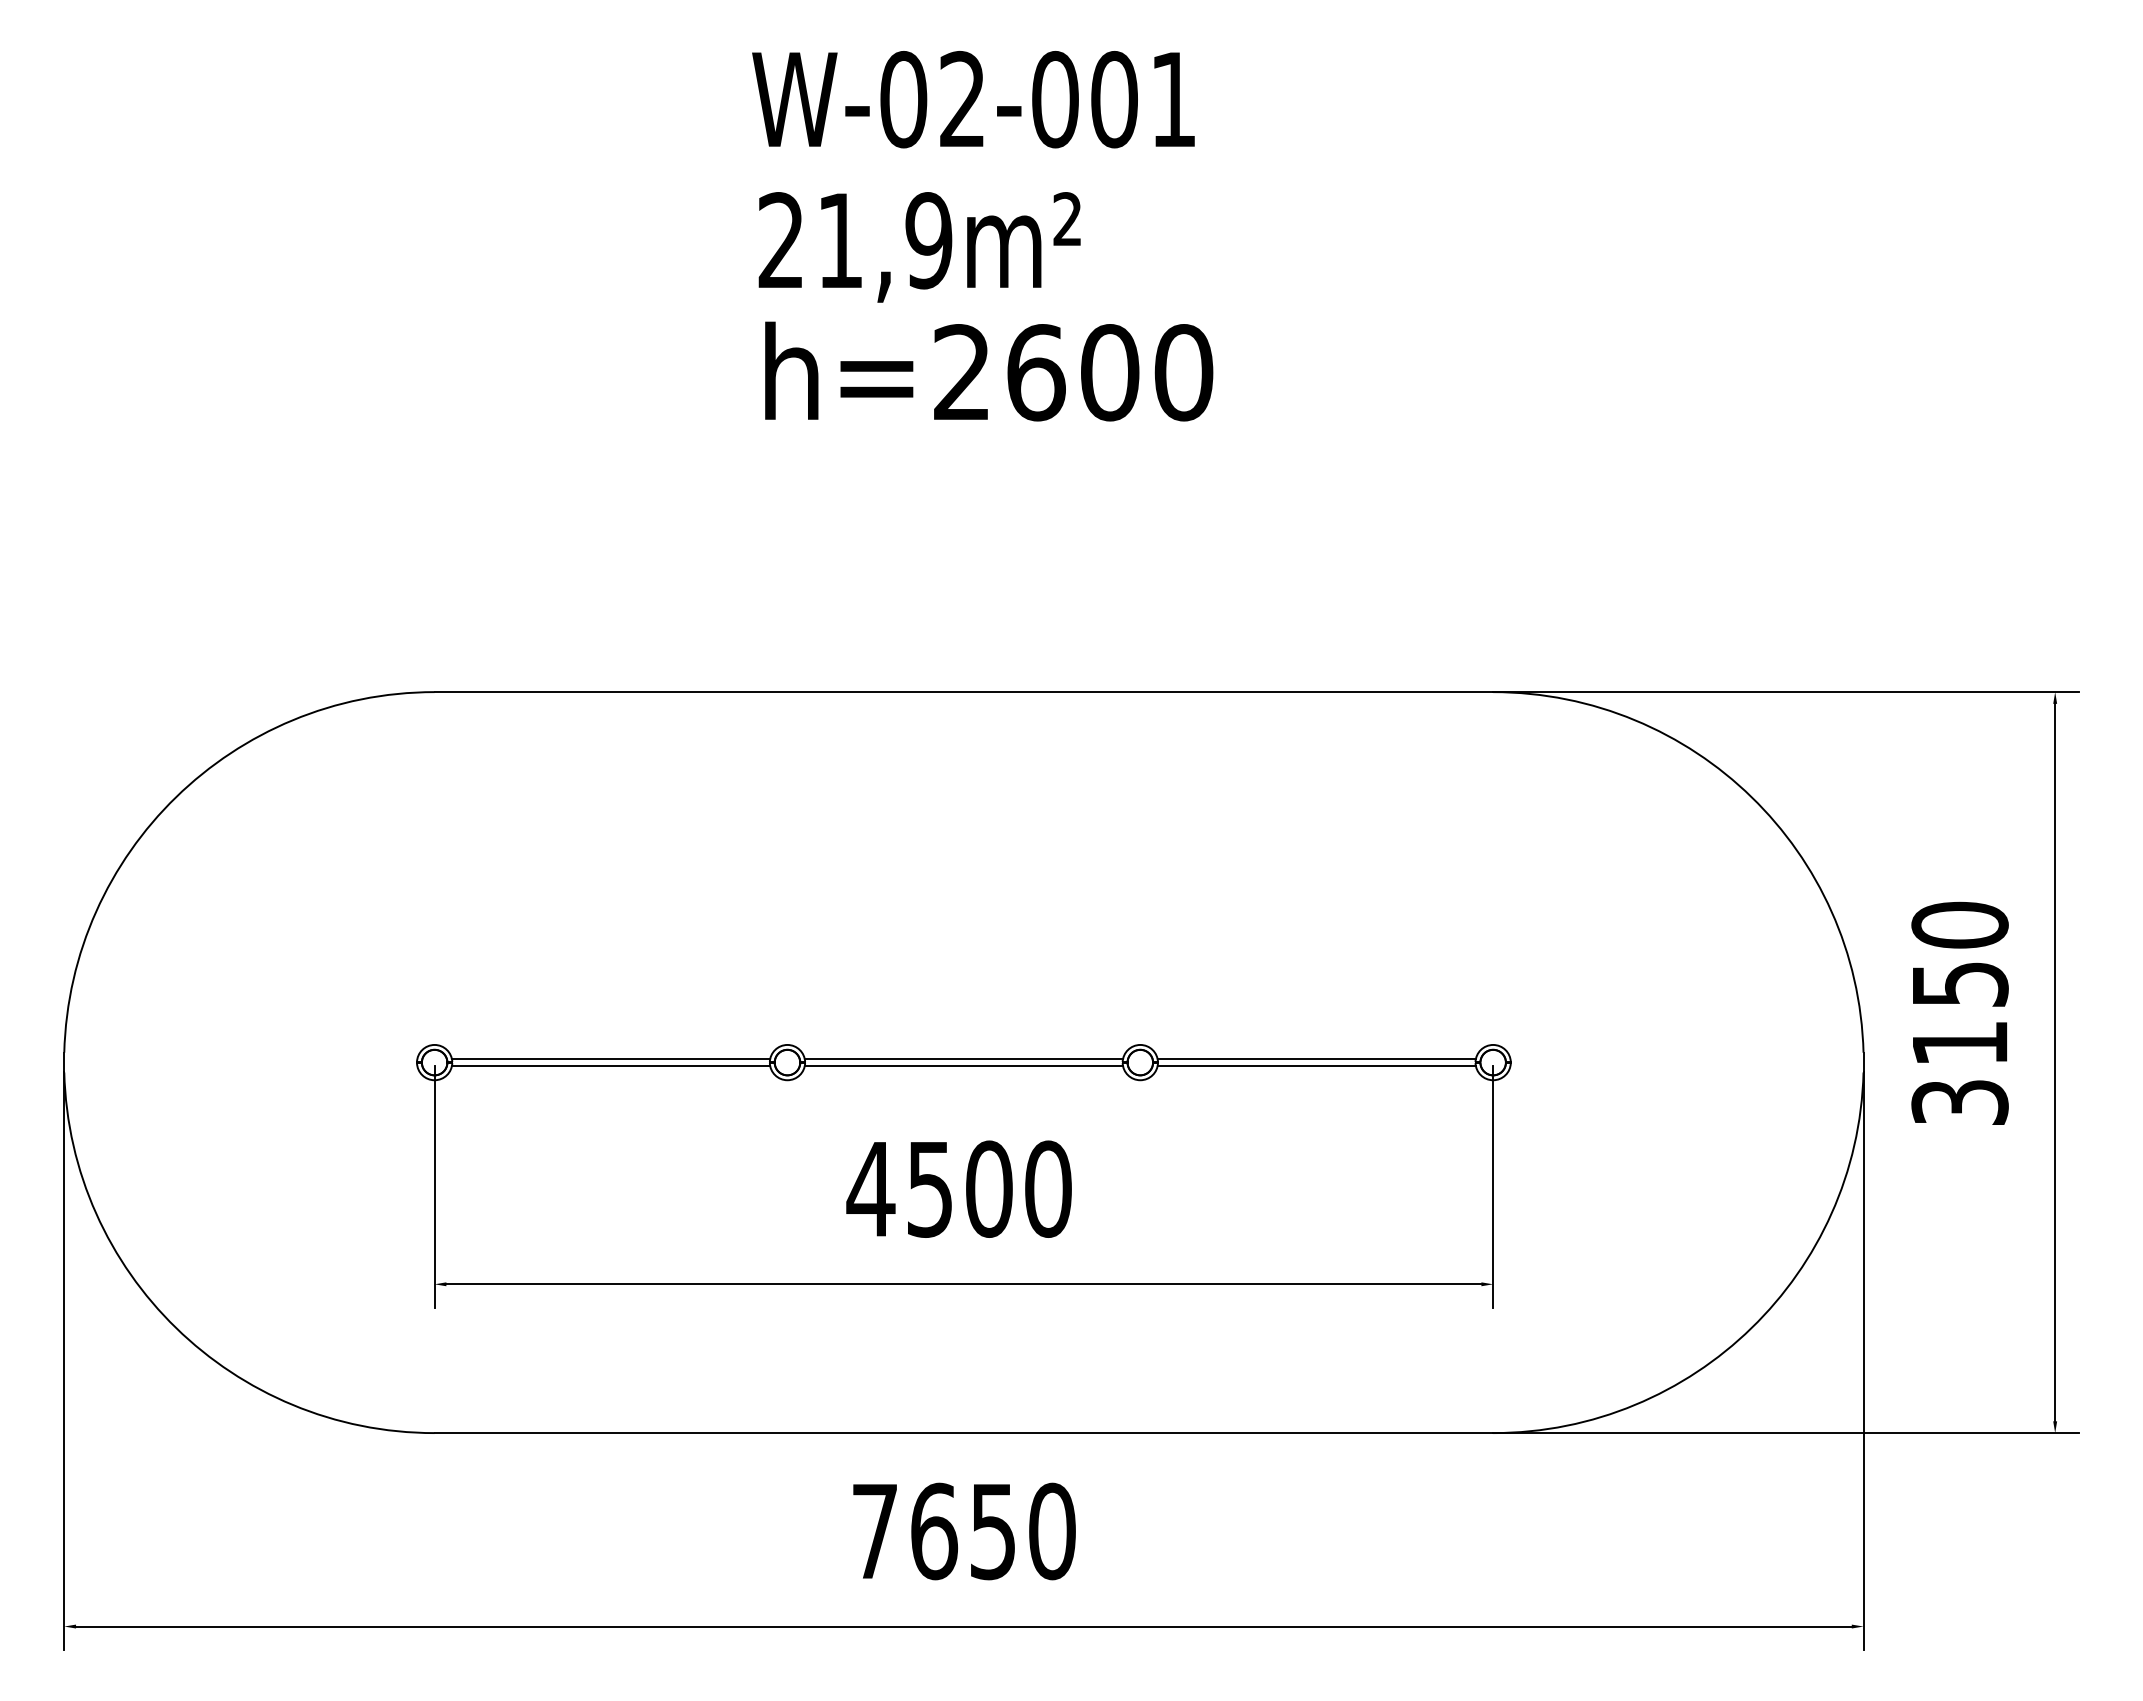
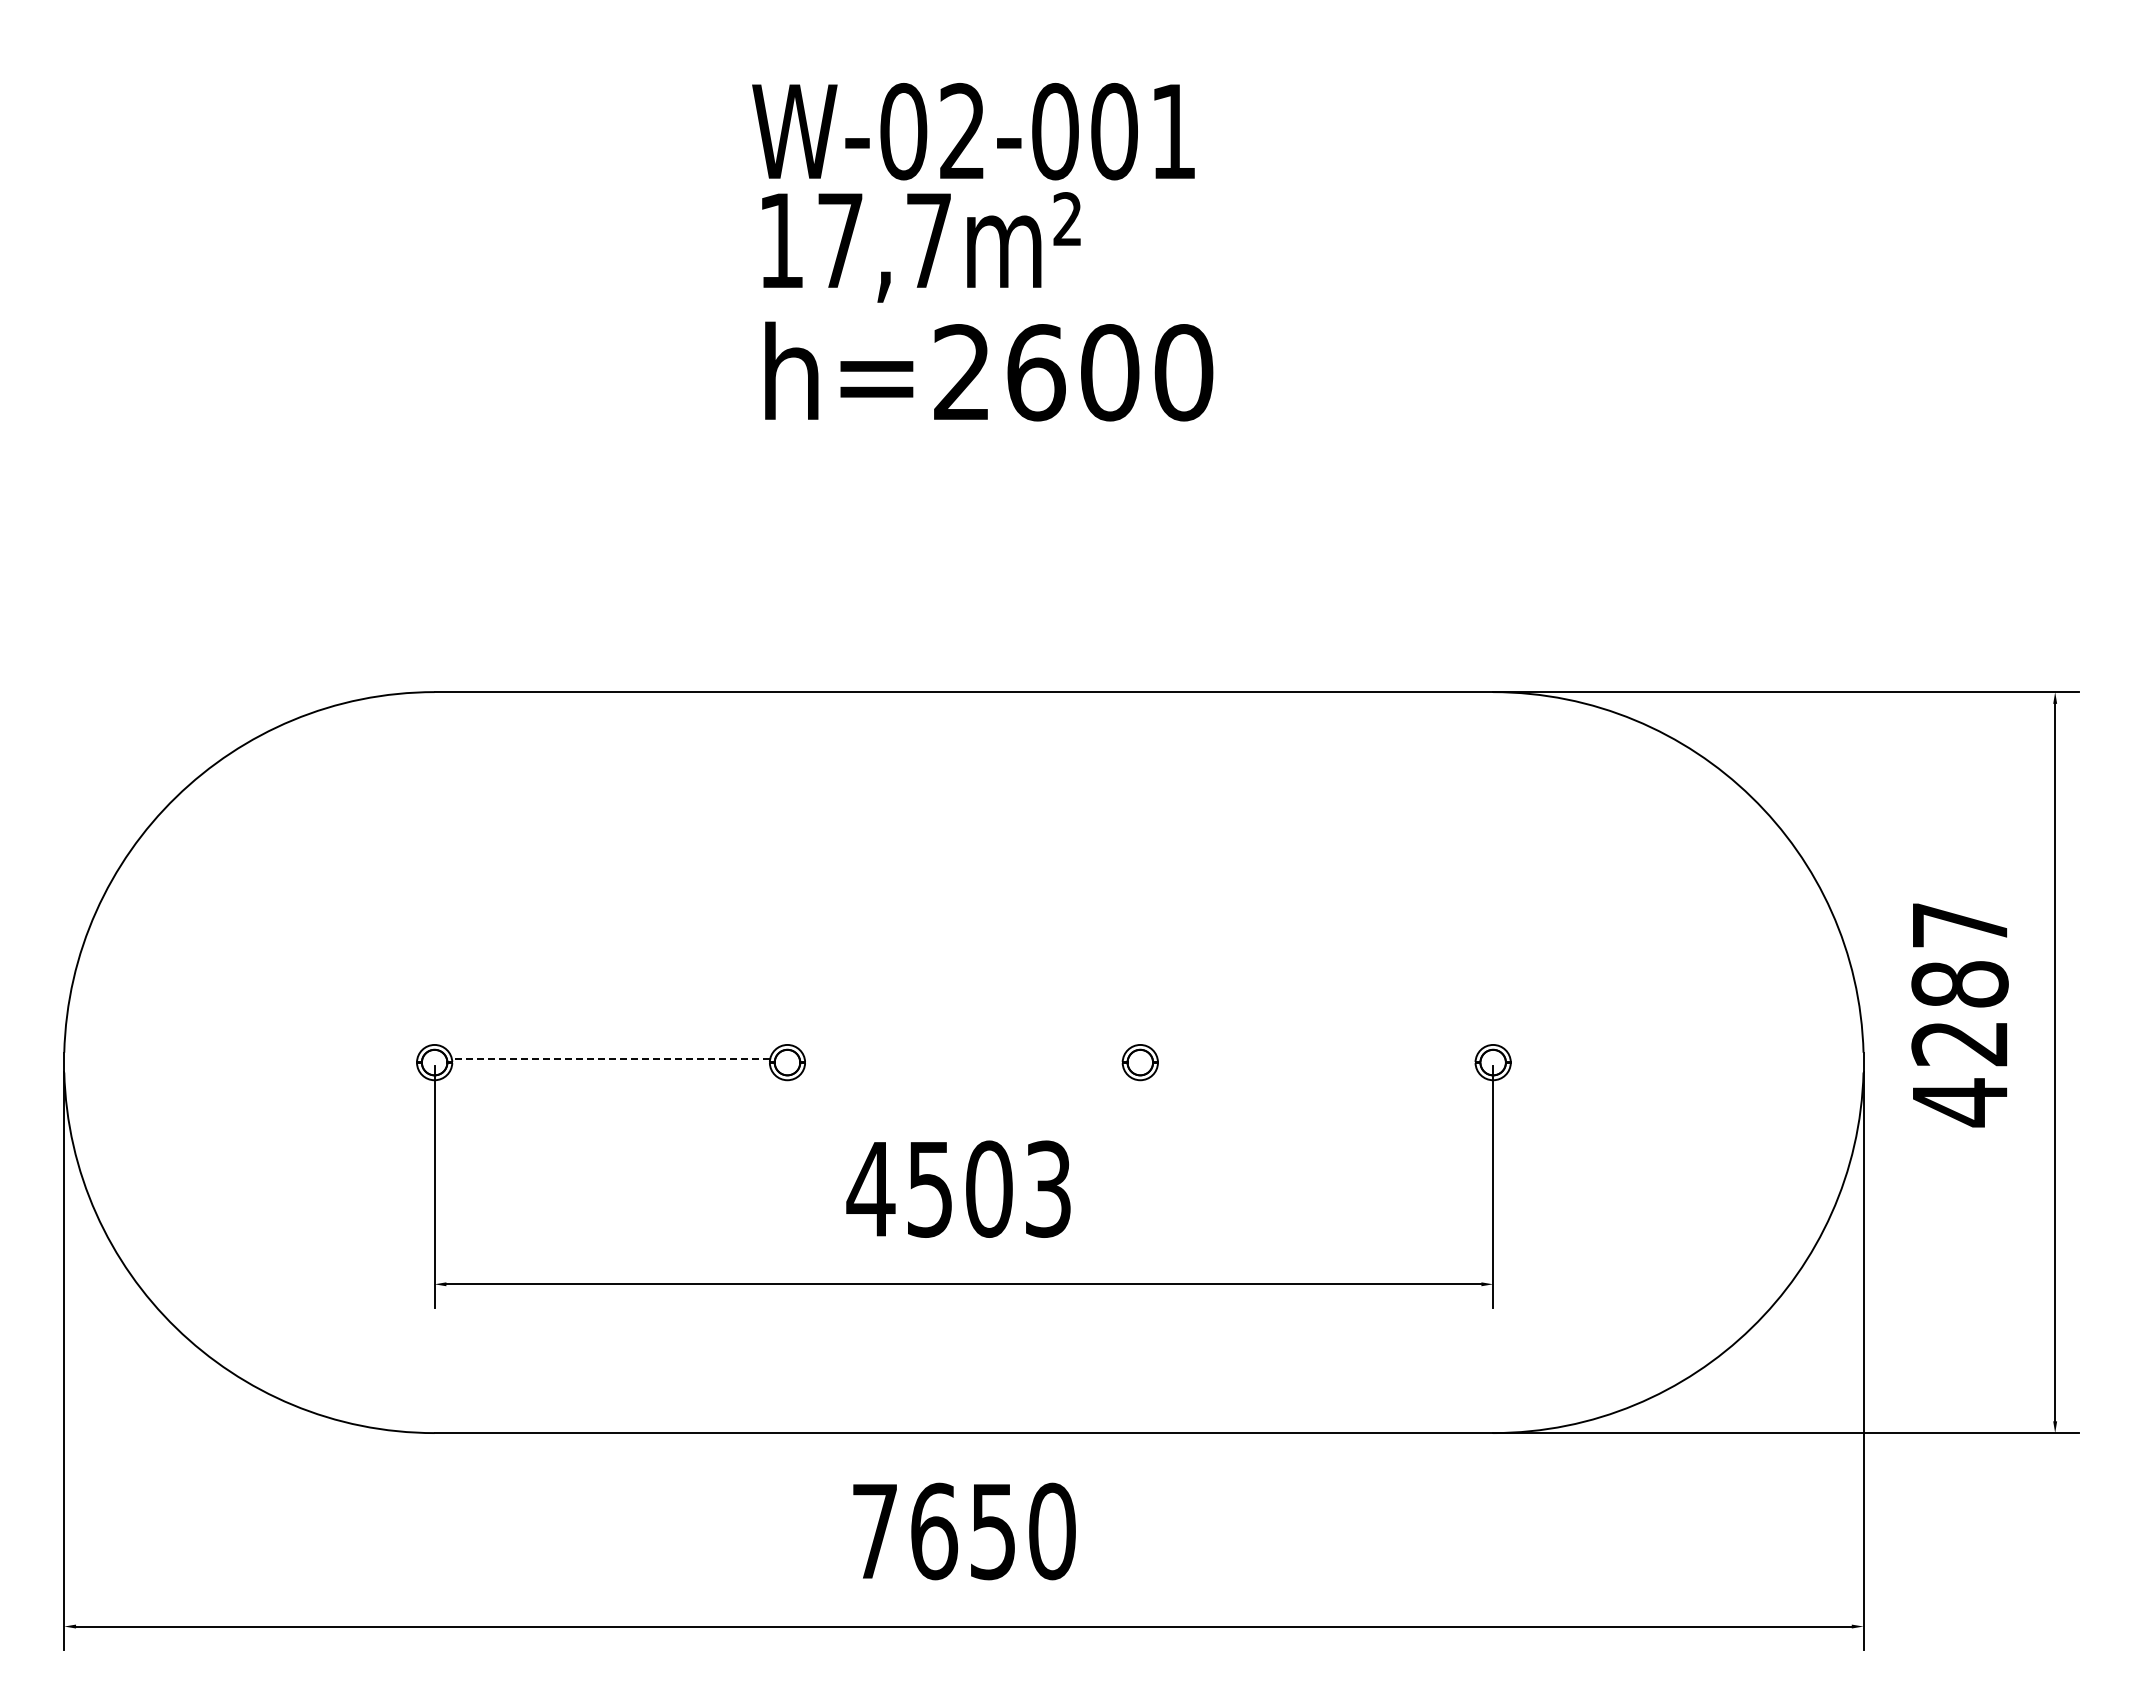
text position: (973, 99) -> (973, 131) (973, 131)
text: 21,9m² -> 17,7m² (855, 240)
text: 3150 -> 4287 (1959, 1014)
line: solid -> dashed (610, 1058)
line: present -> none (963, 1058)
line: present -> none (1316, 1058)
line: present -> none (610, 1066)
line: present -> none (963, 1066)
line: present -> none (1316, 1066)
text: 4500 -> 4503 (1048, 1188)
